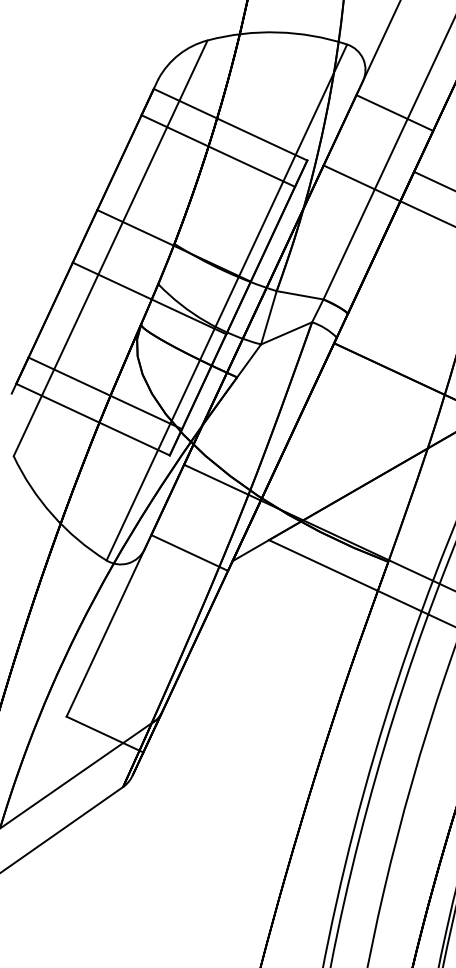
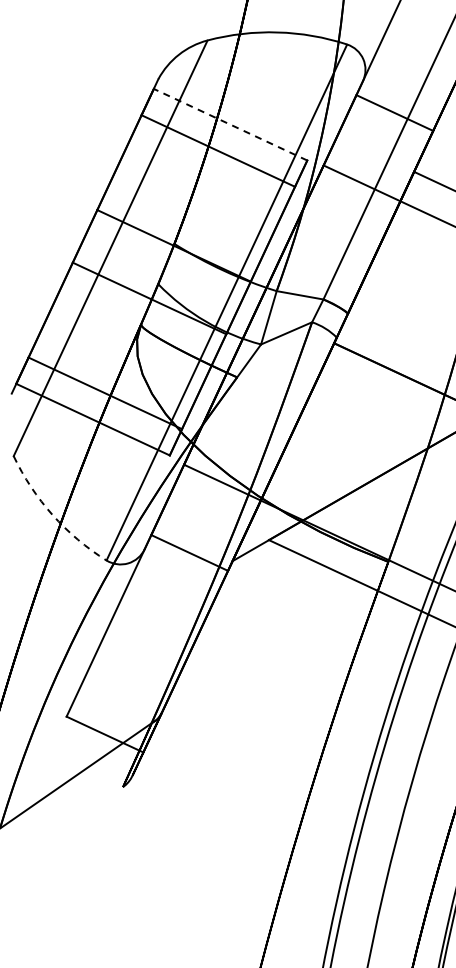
line: solid -> dashed (230, 124)
arc: solid -> dashed (52, 515)
line: present -> none (62, 828)
